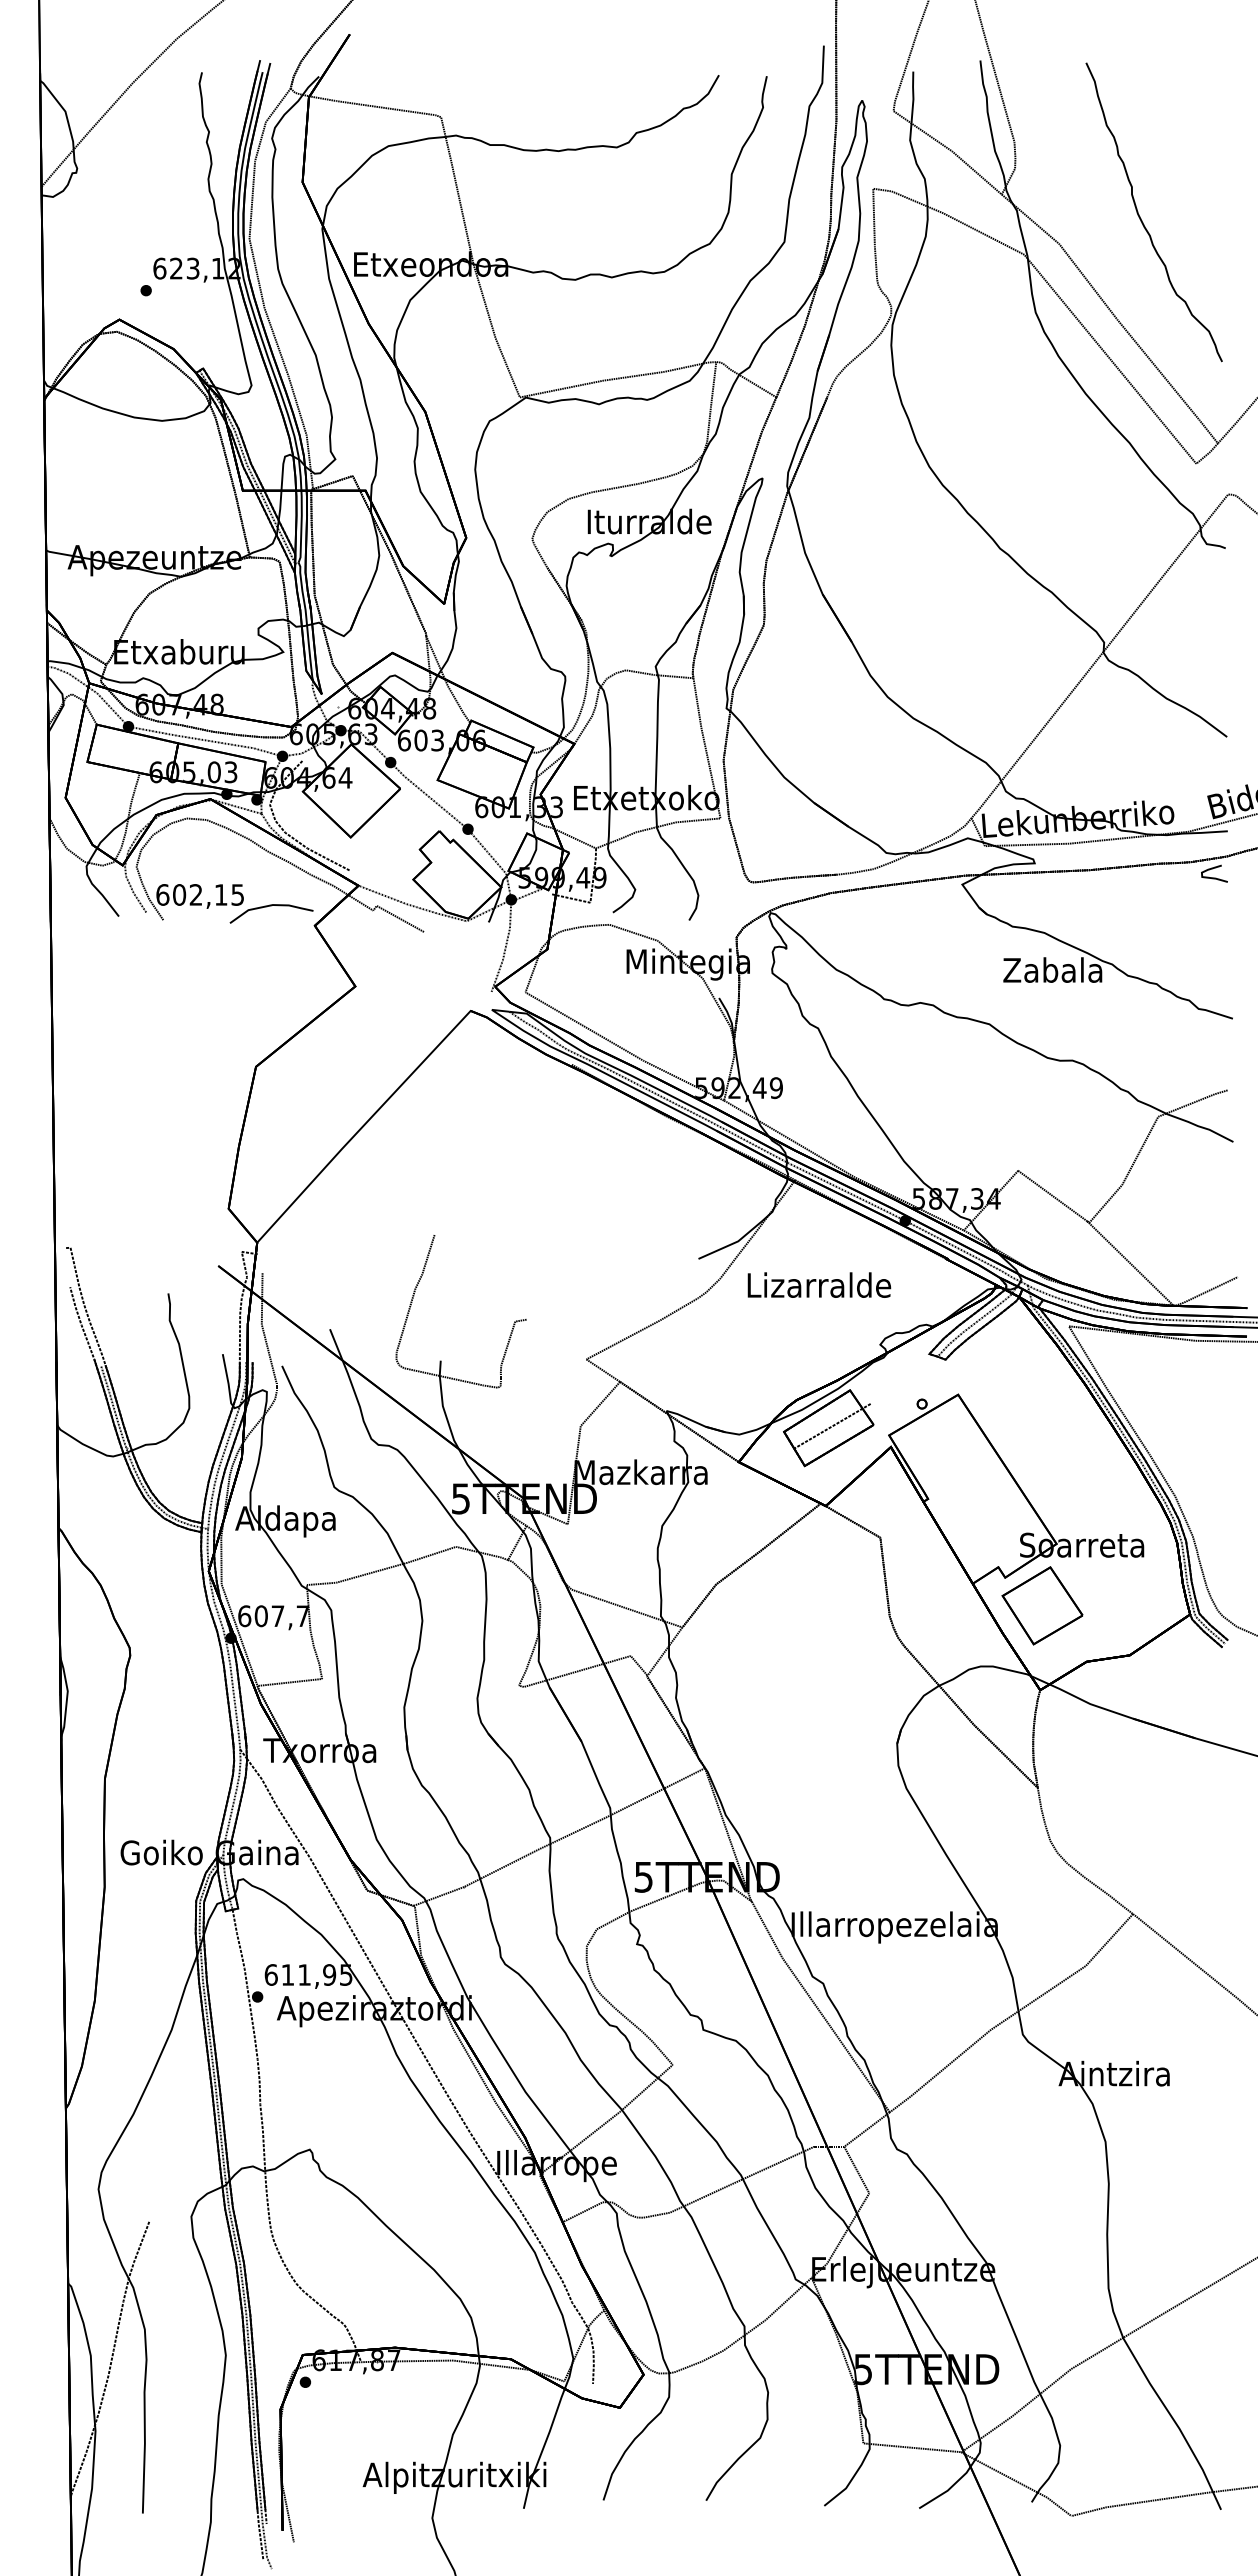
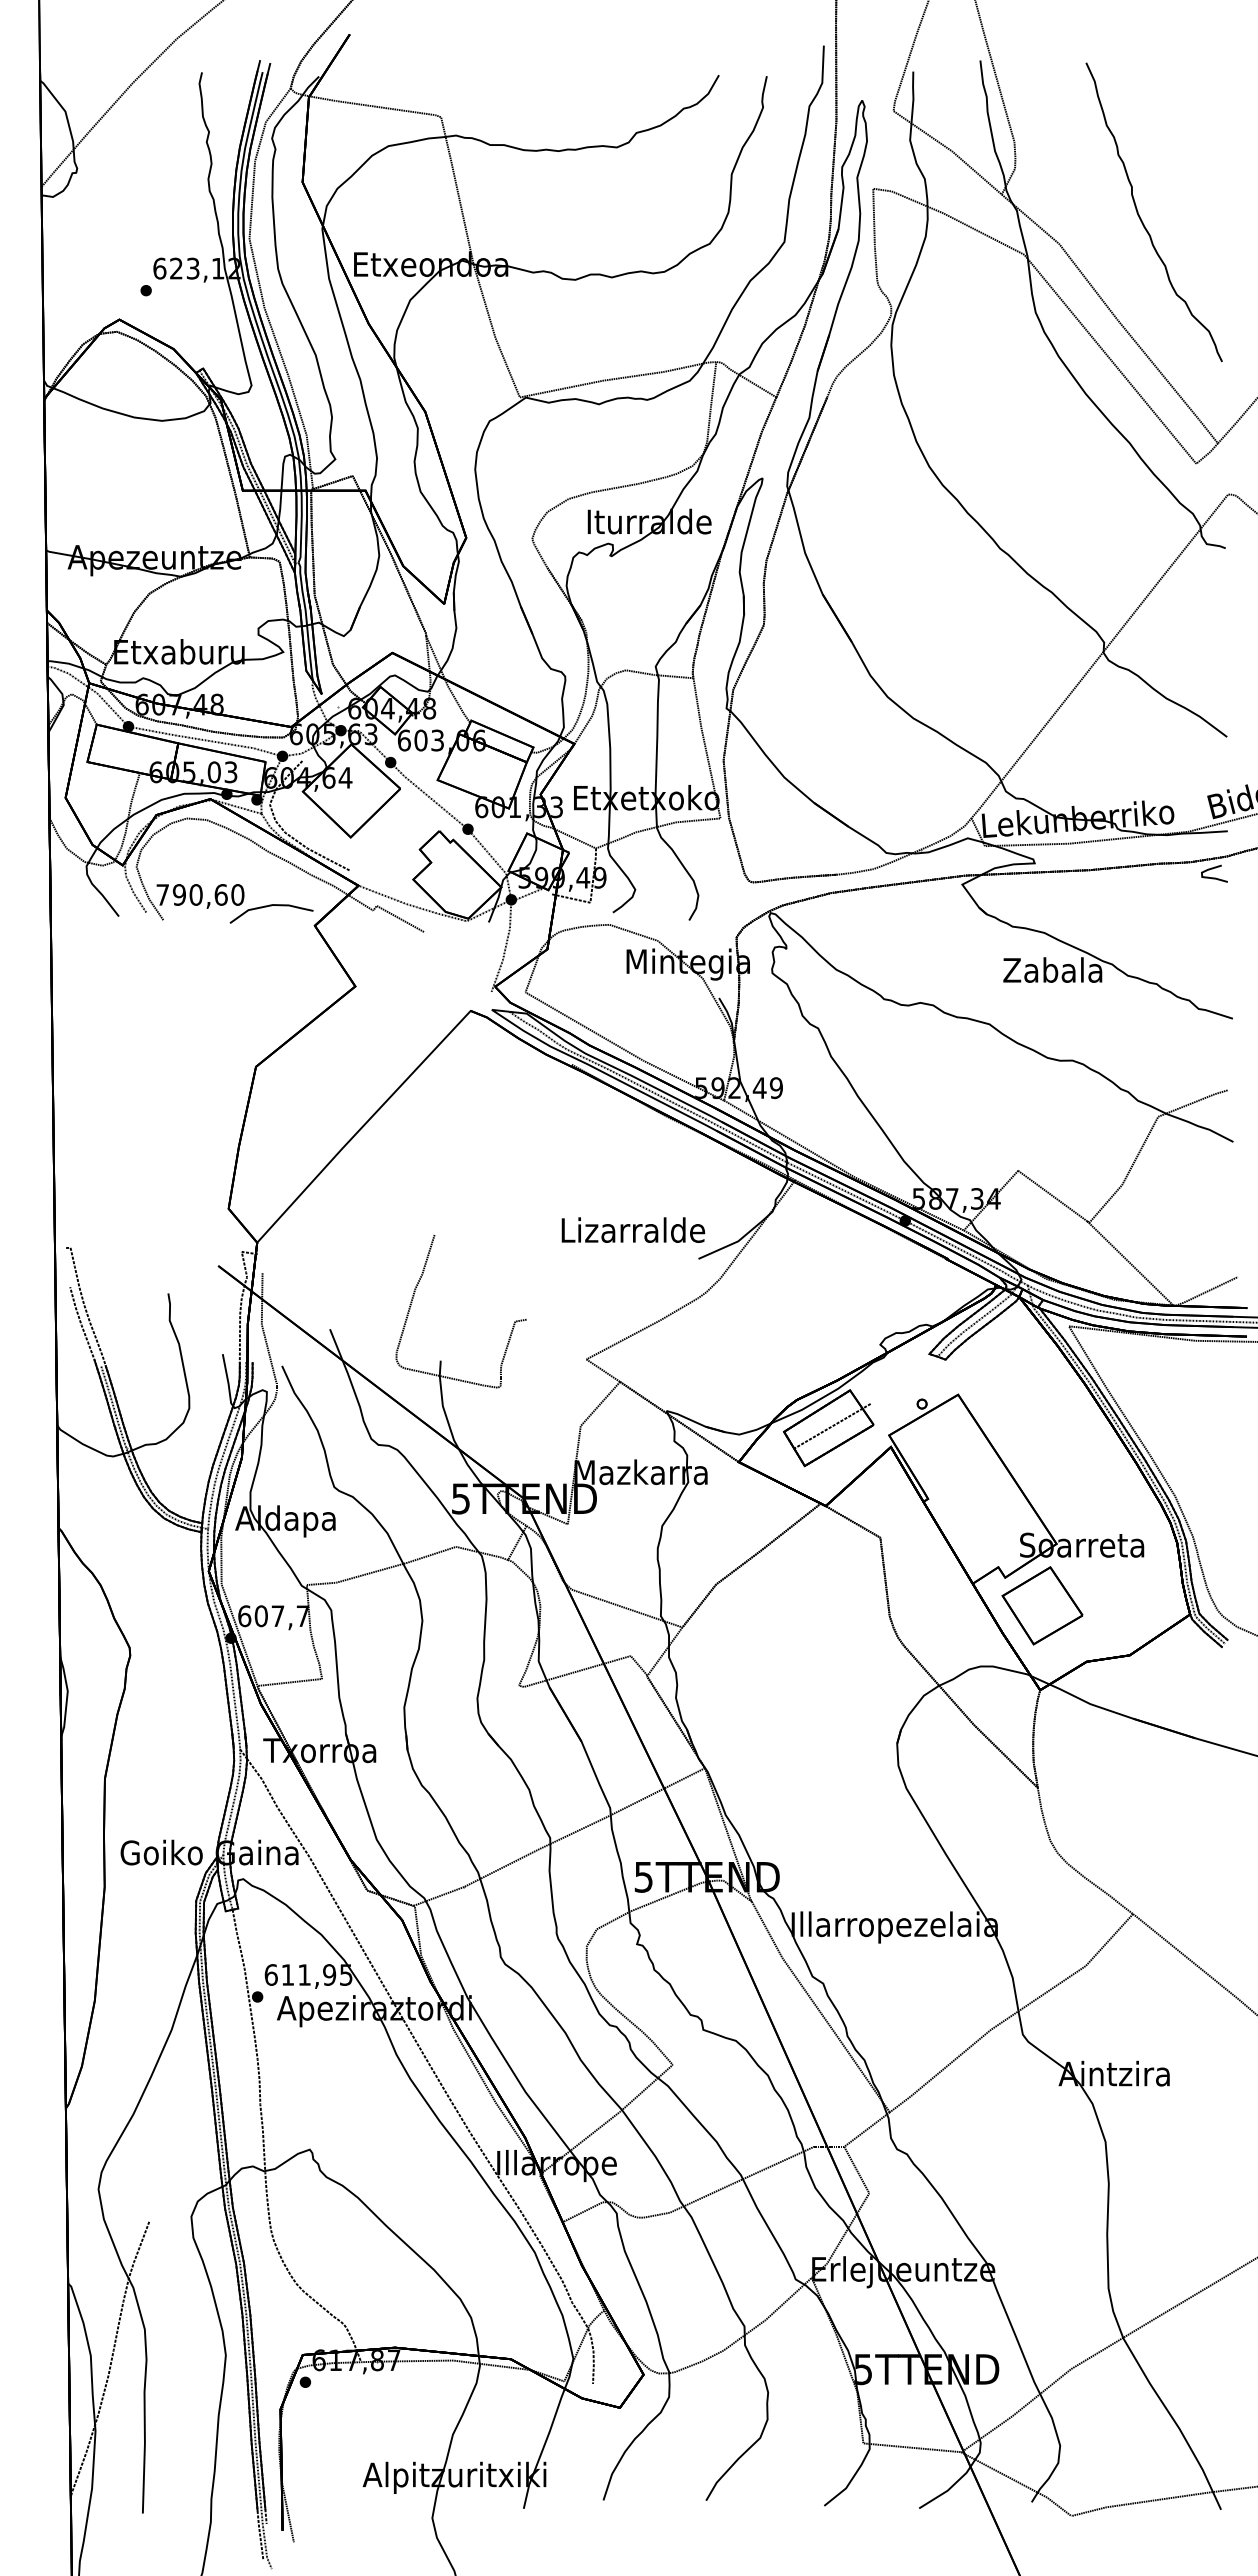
text: 602,15 -> 790,60 (200, 894)
text position: (819, 1284) -> (633, 1229) (633, 1229)
